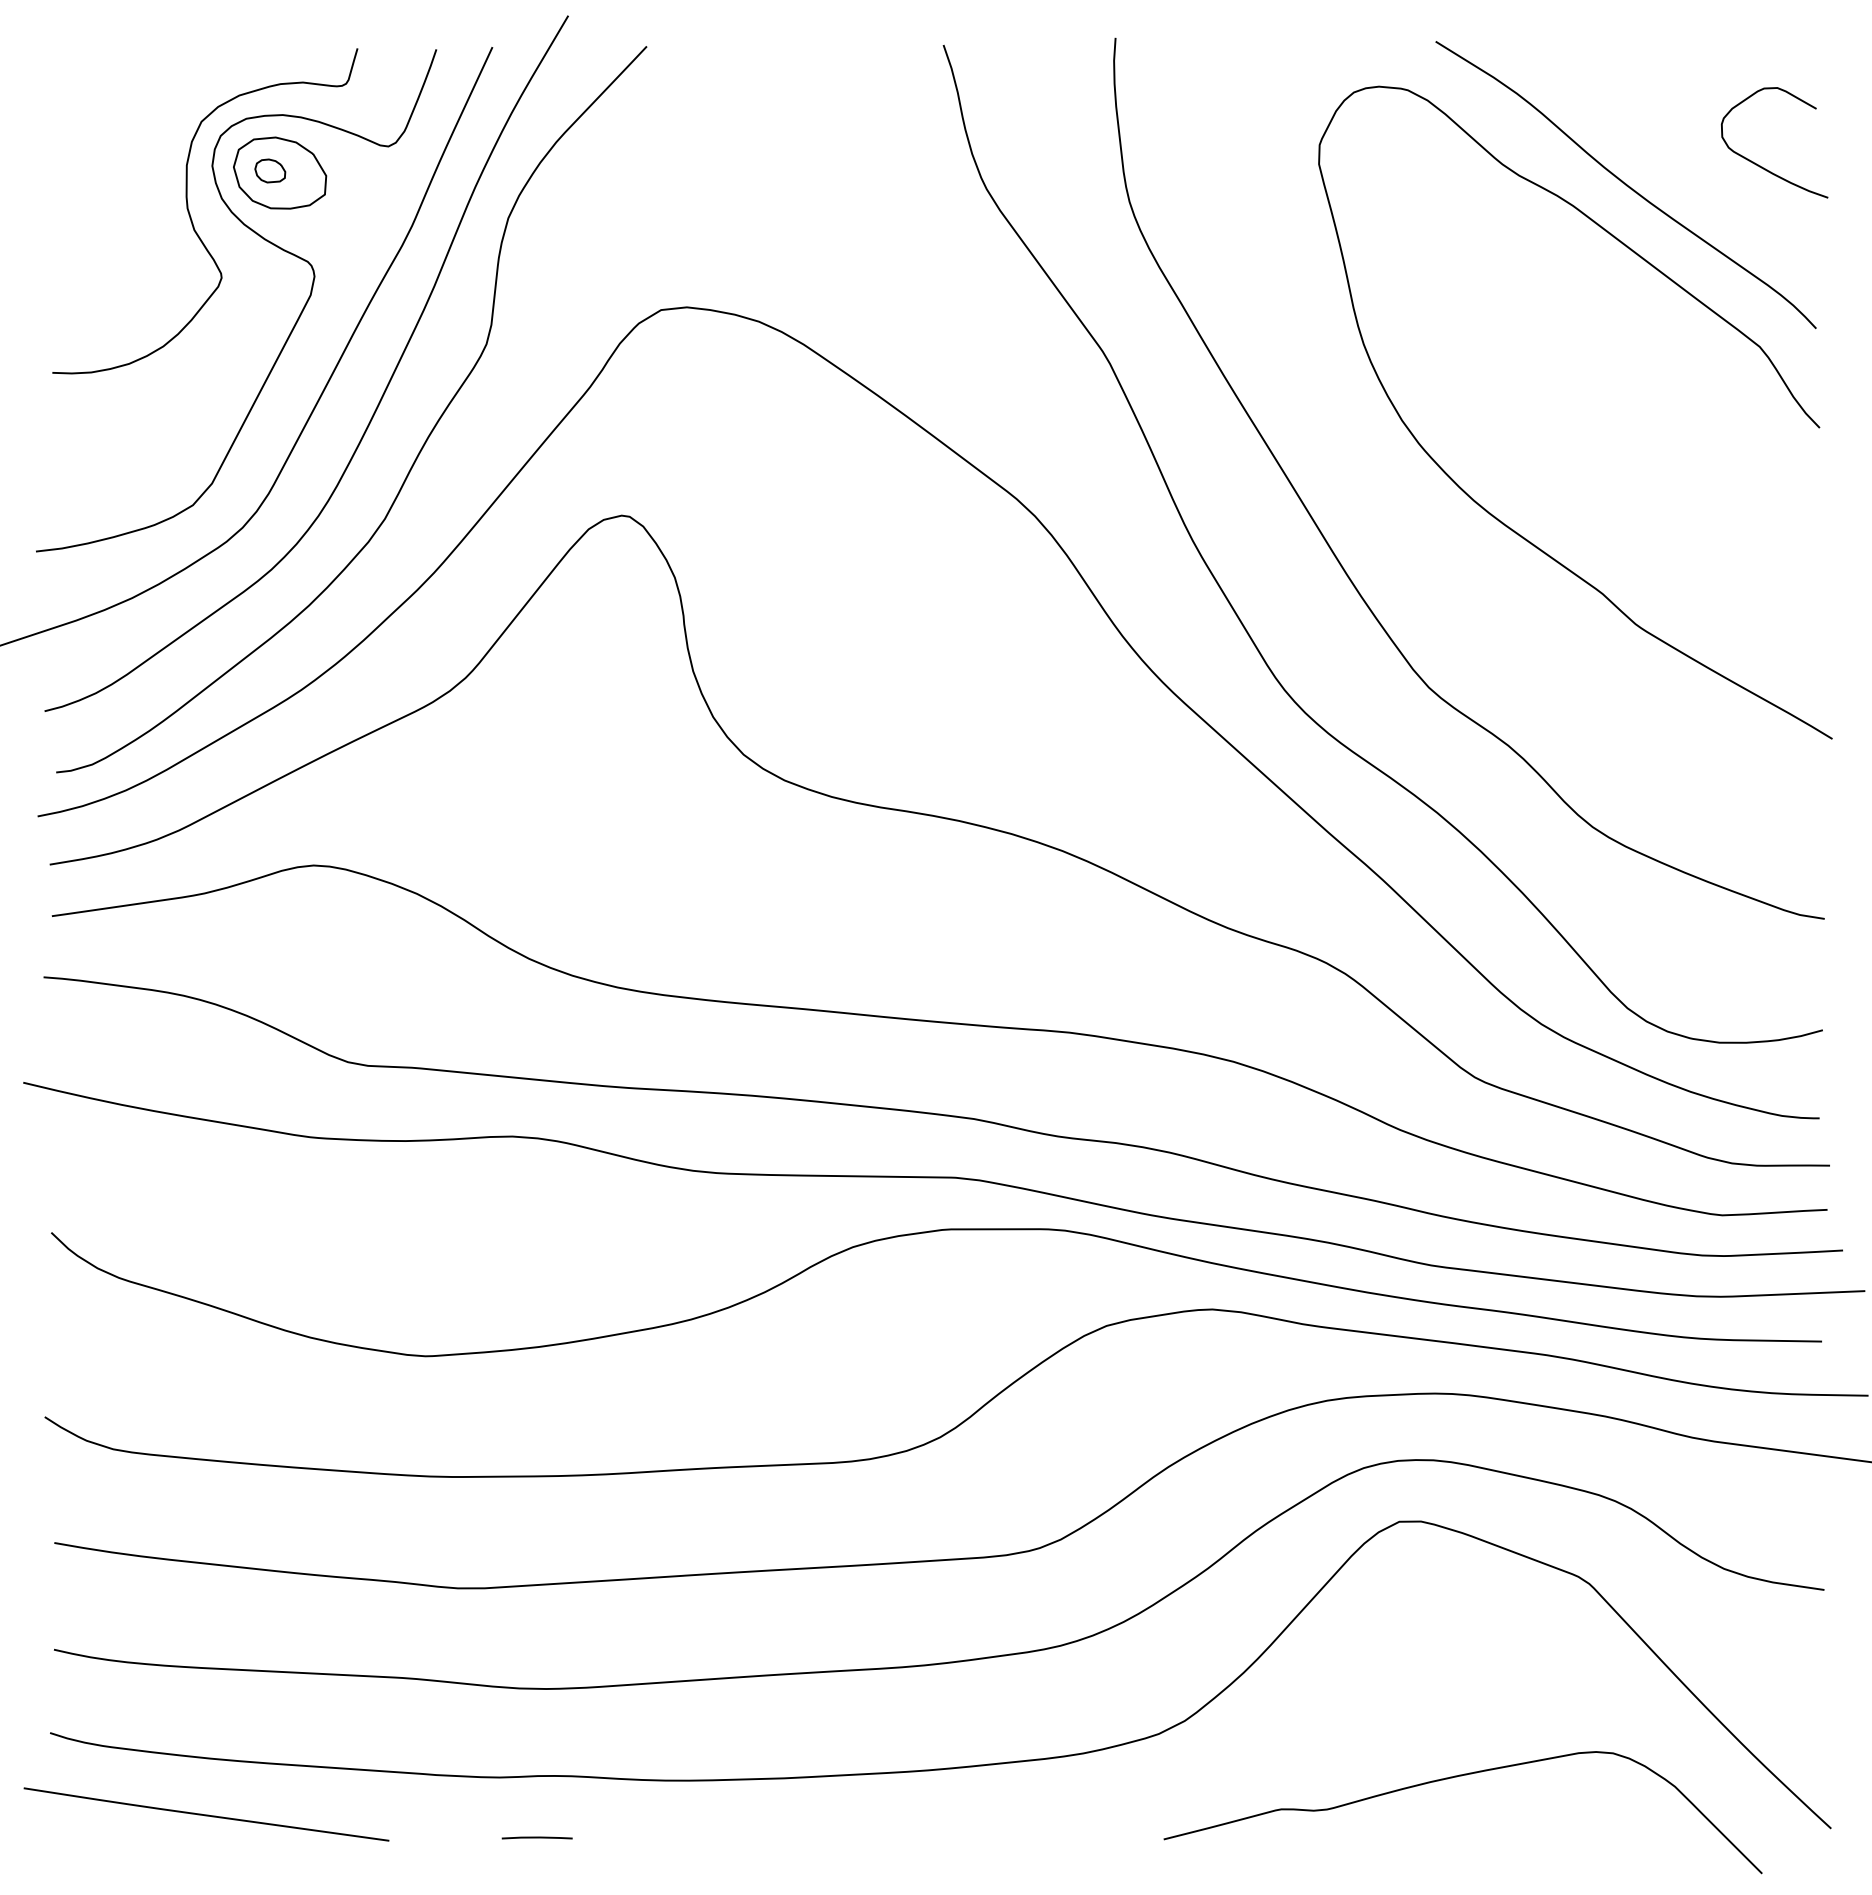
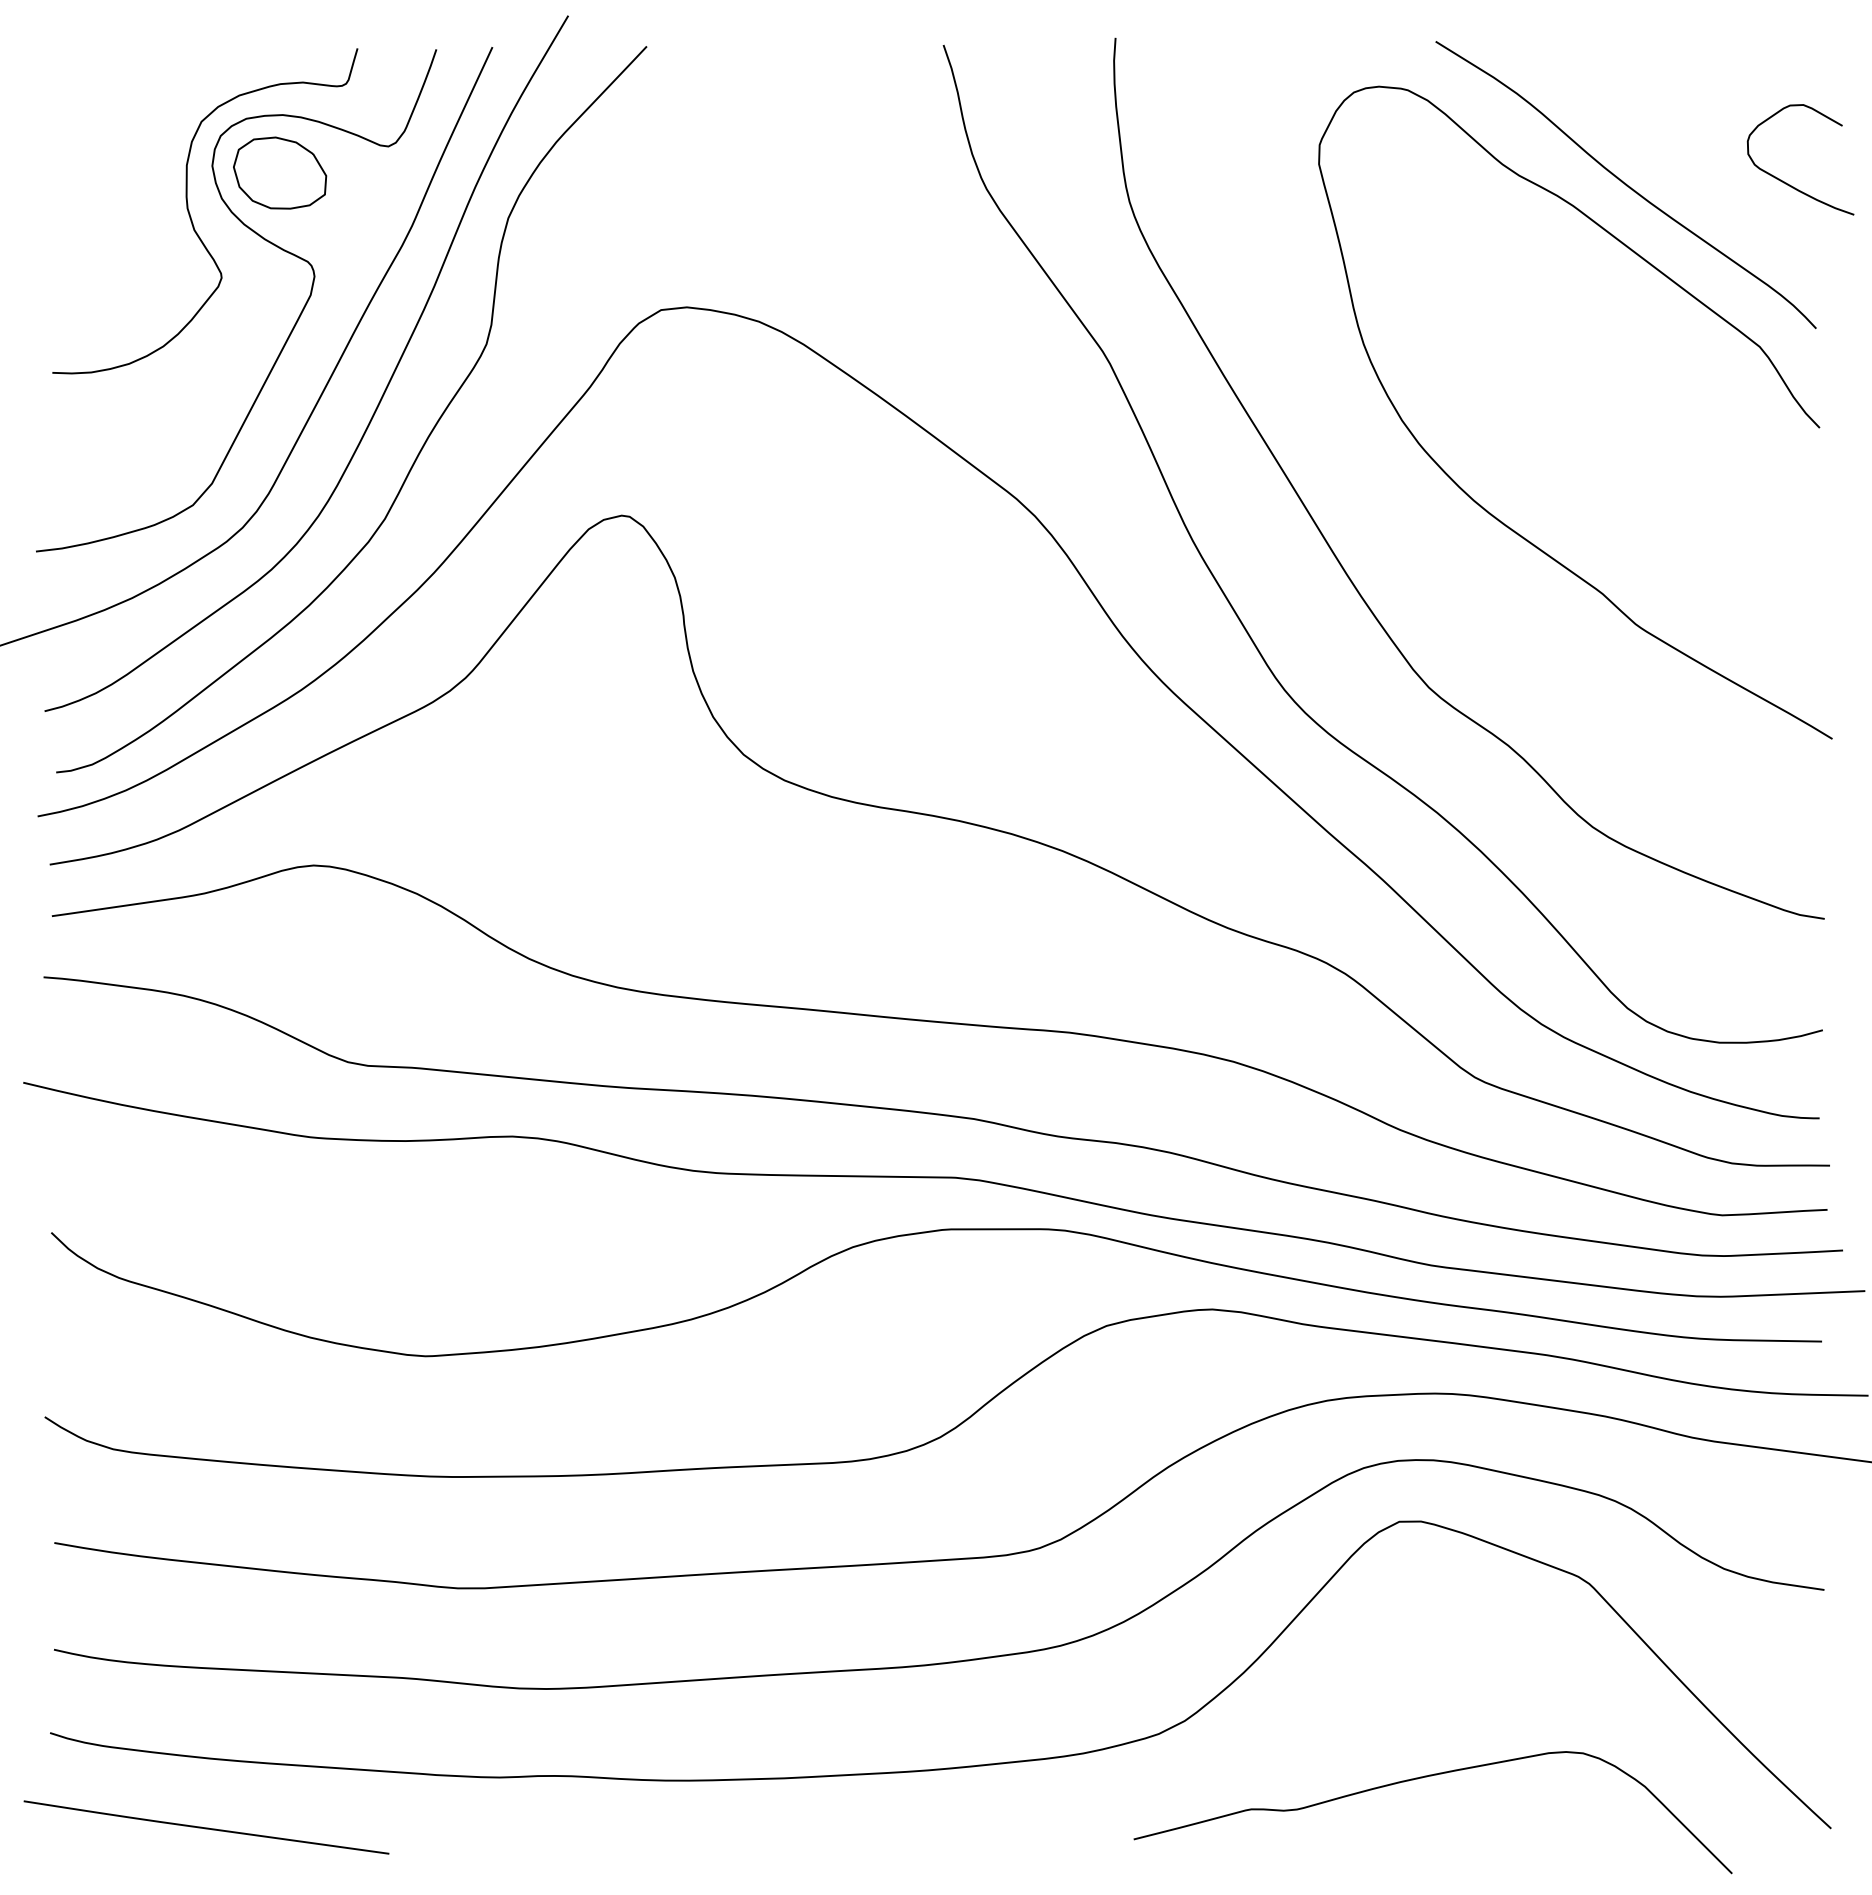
curve position: (1762, 166) -> (1788, 183) (1788, 183)
part: present -> none (270, 170)
curve position: (1457, 1777) -> (1427, 1777) (1427, 1777)
curve position: (206, 1814) -> (206, 1827) (206, 1827)
line: present -> none (536, 1837)
